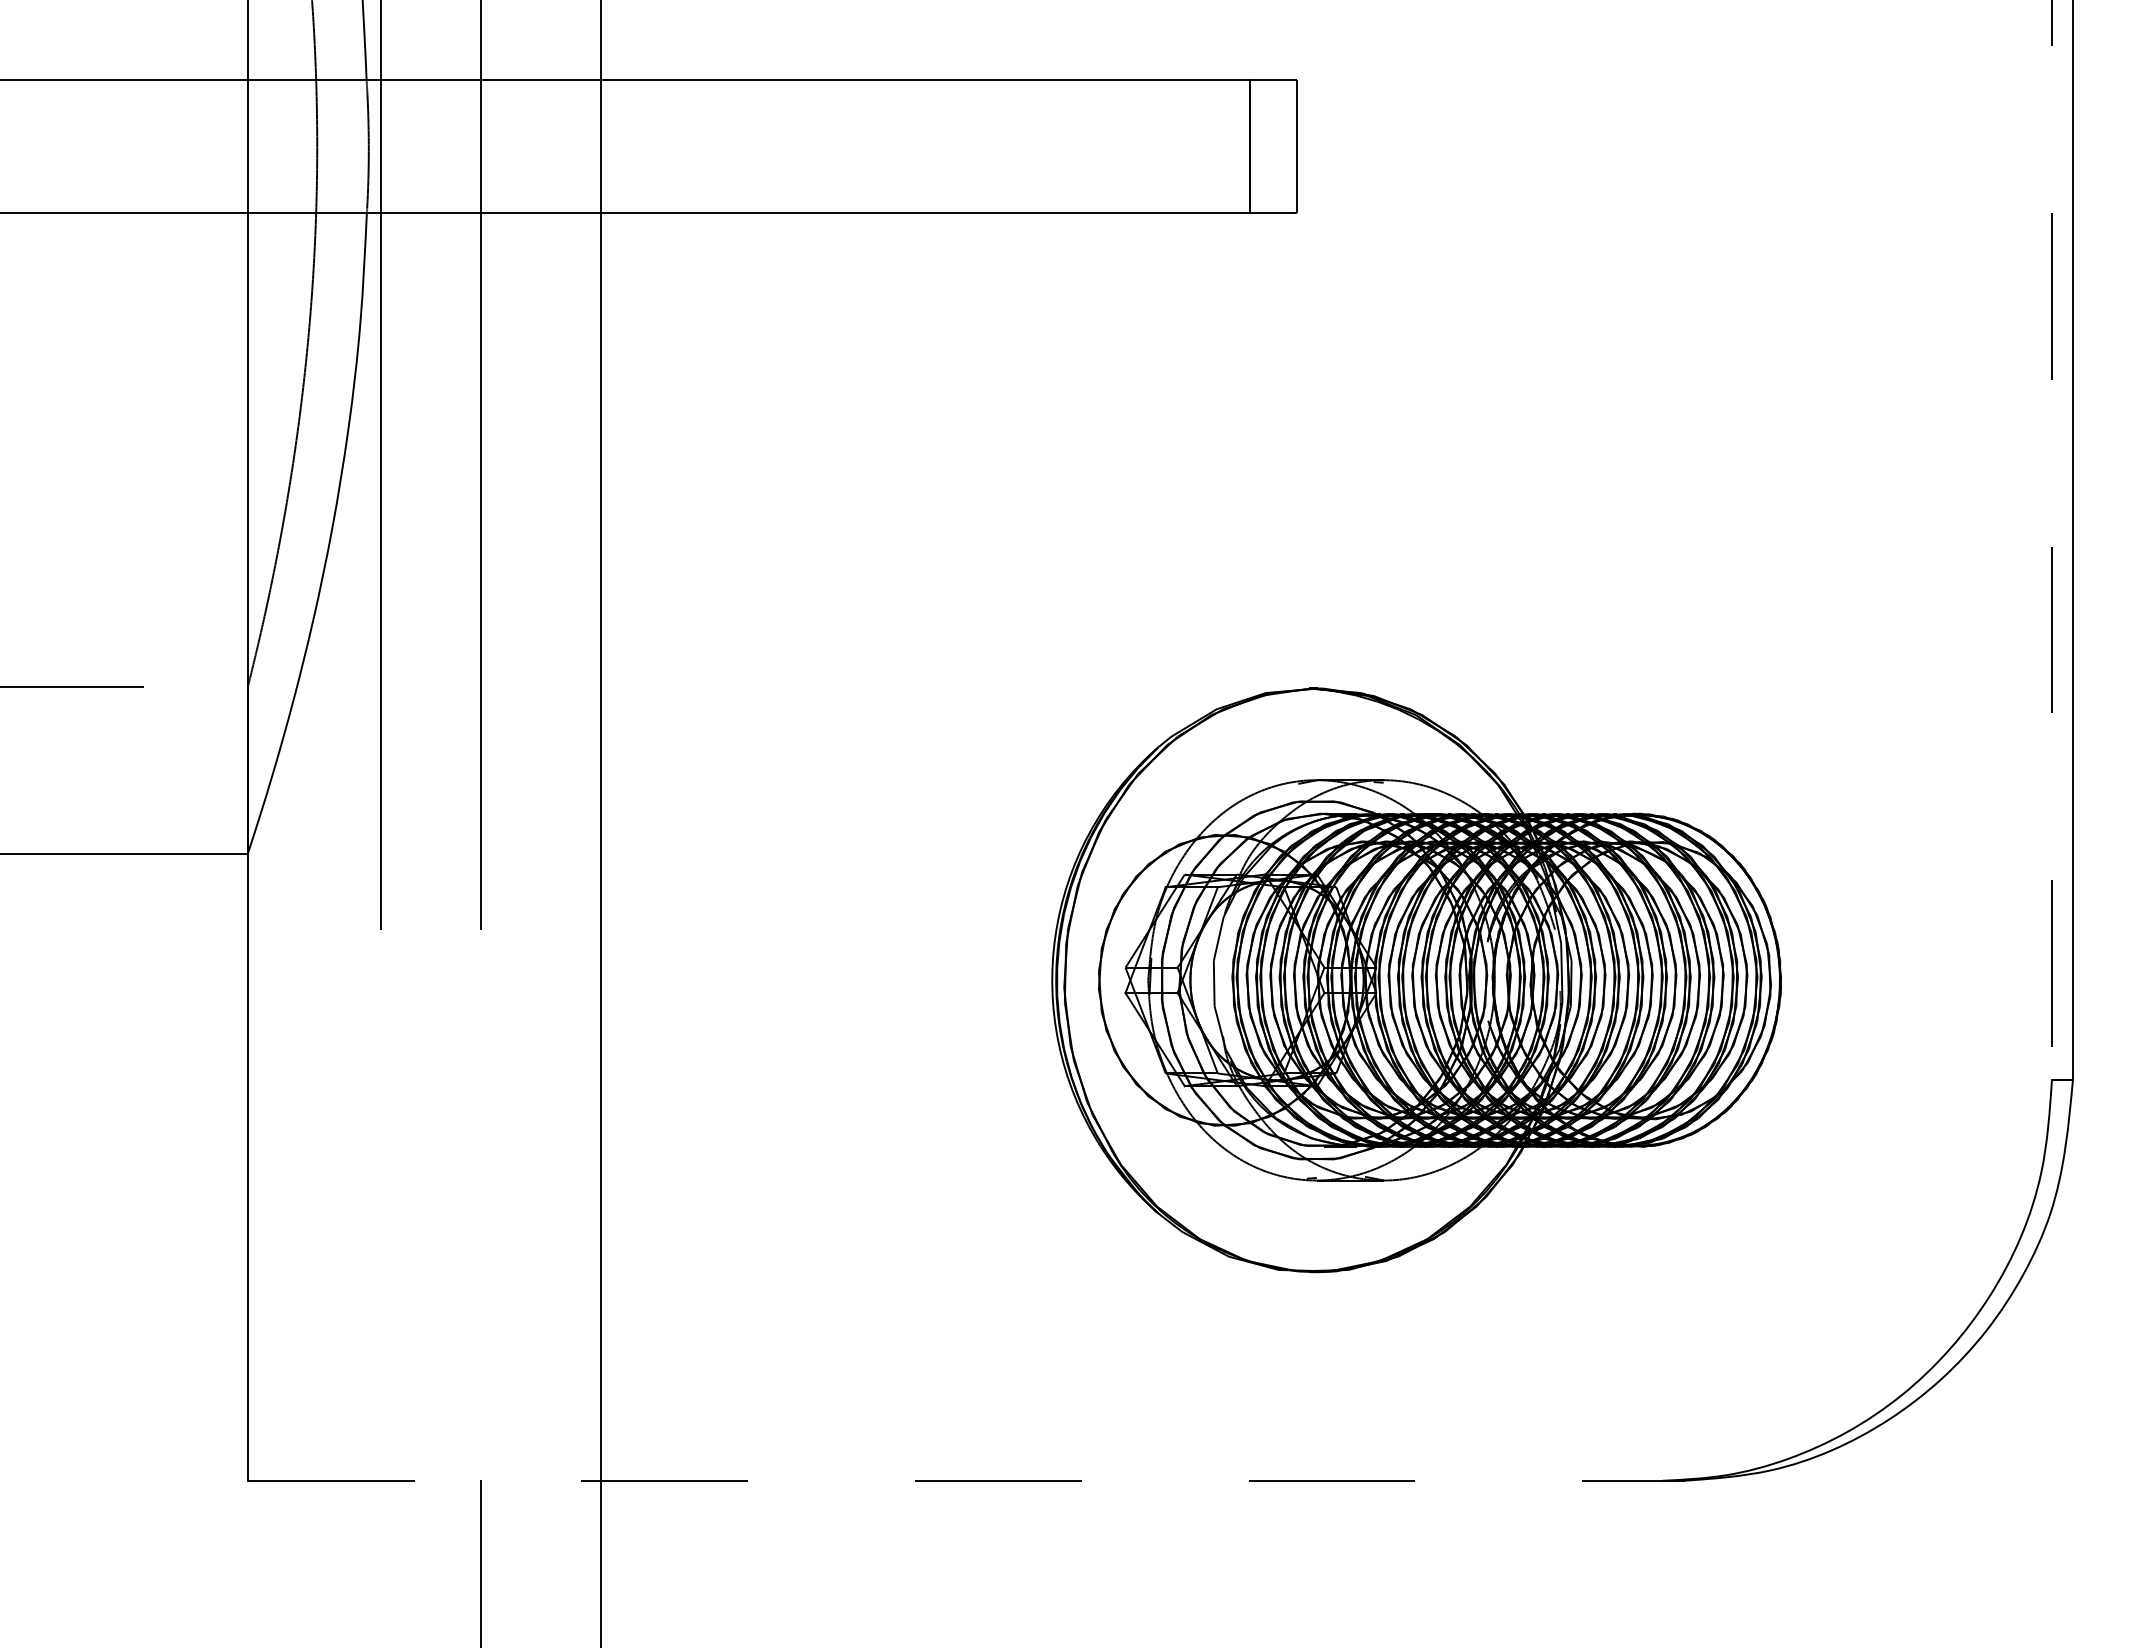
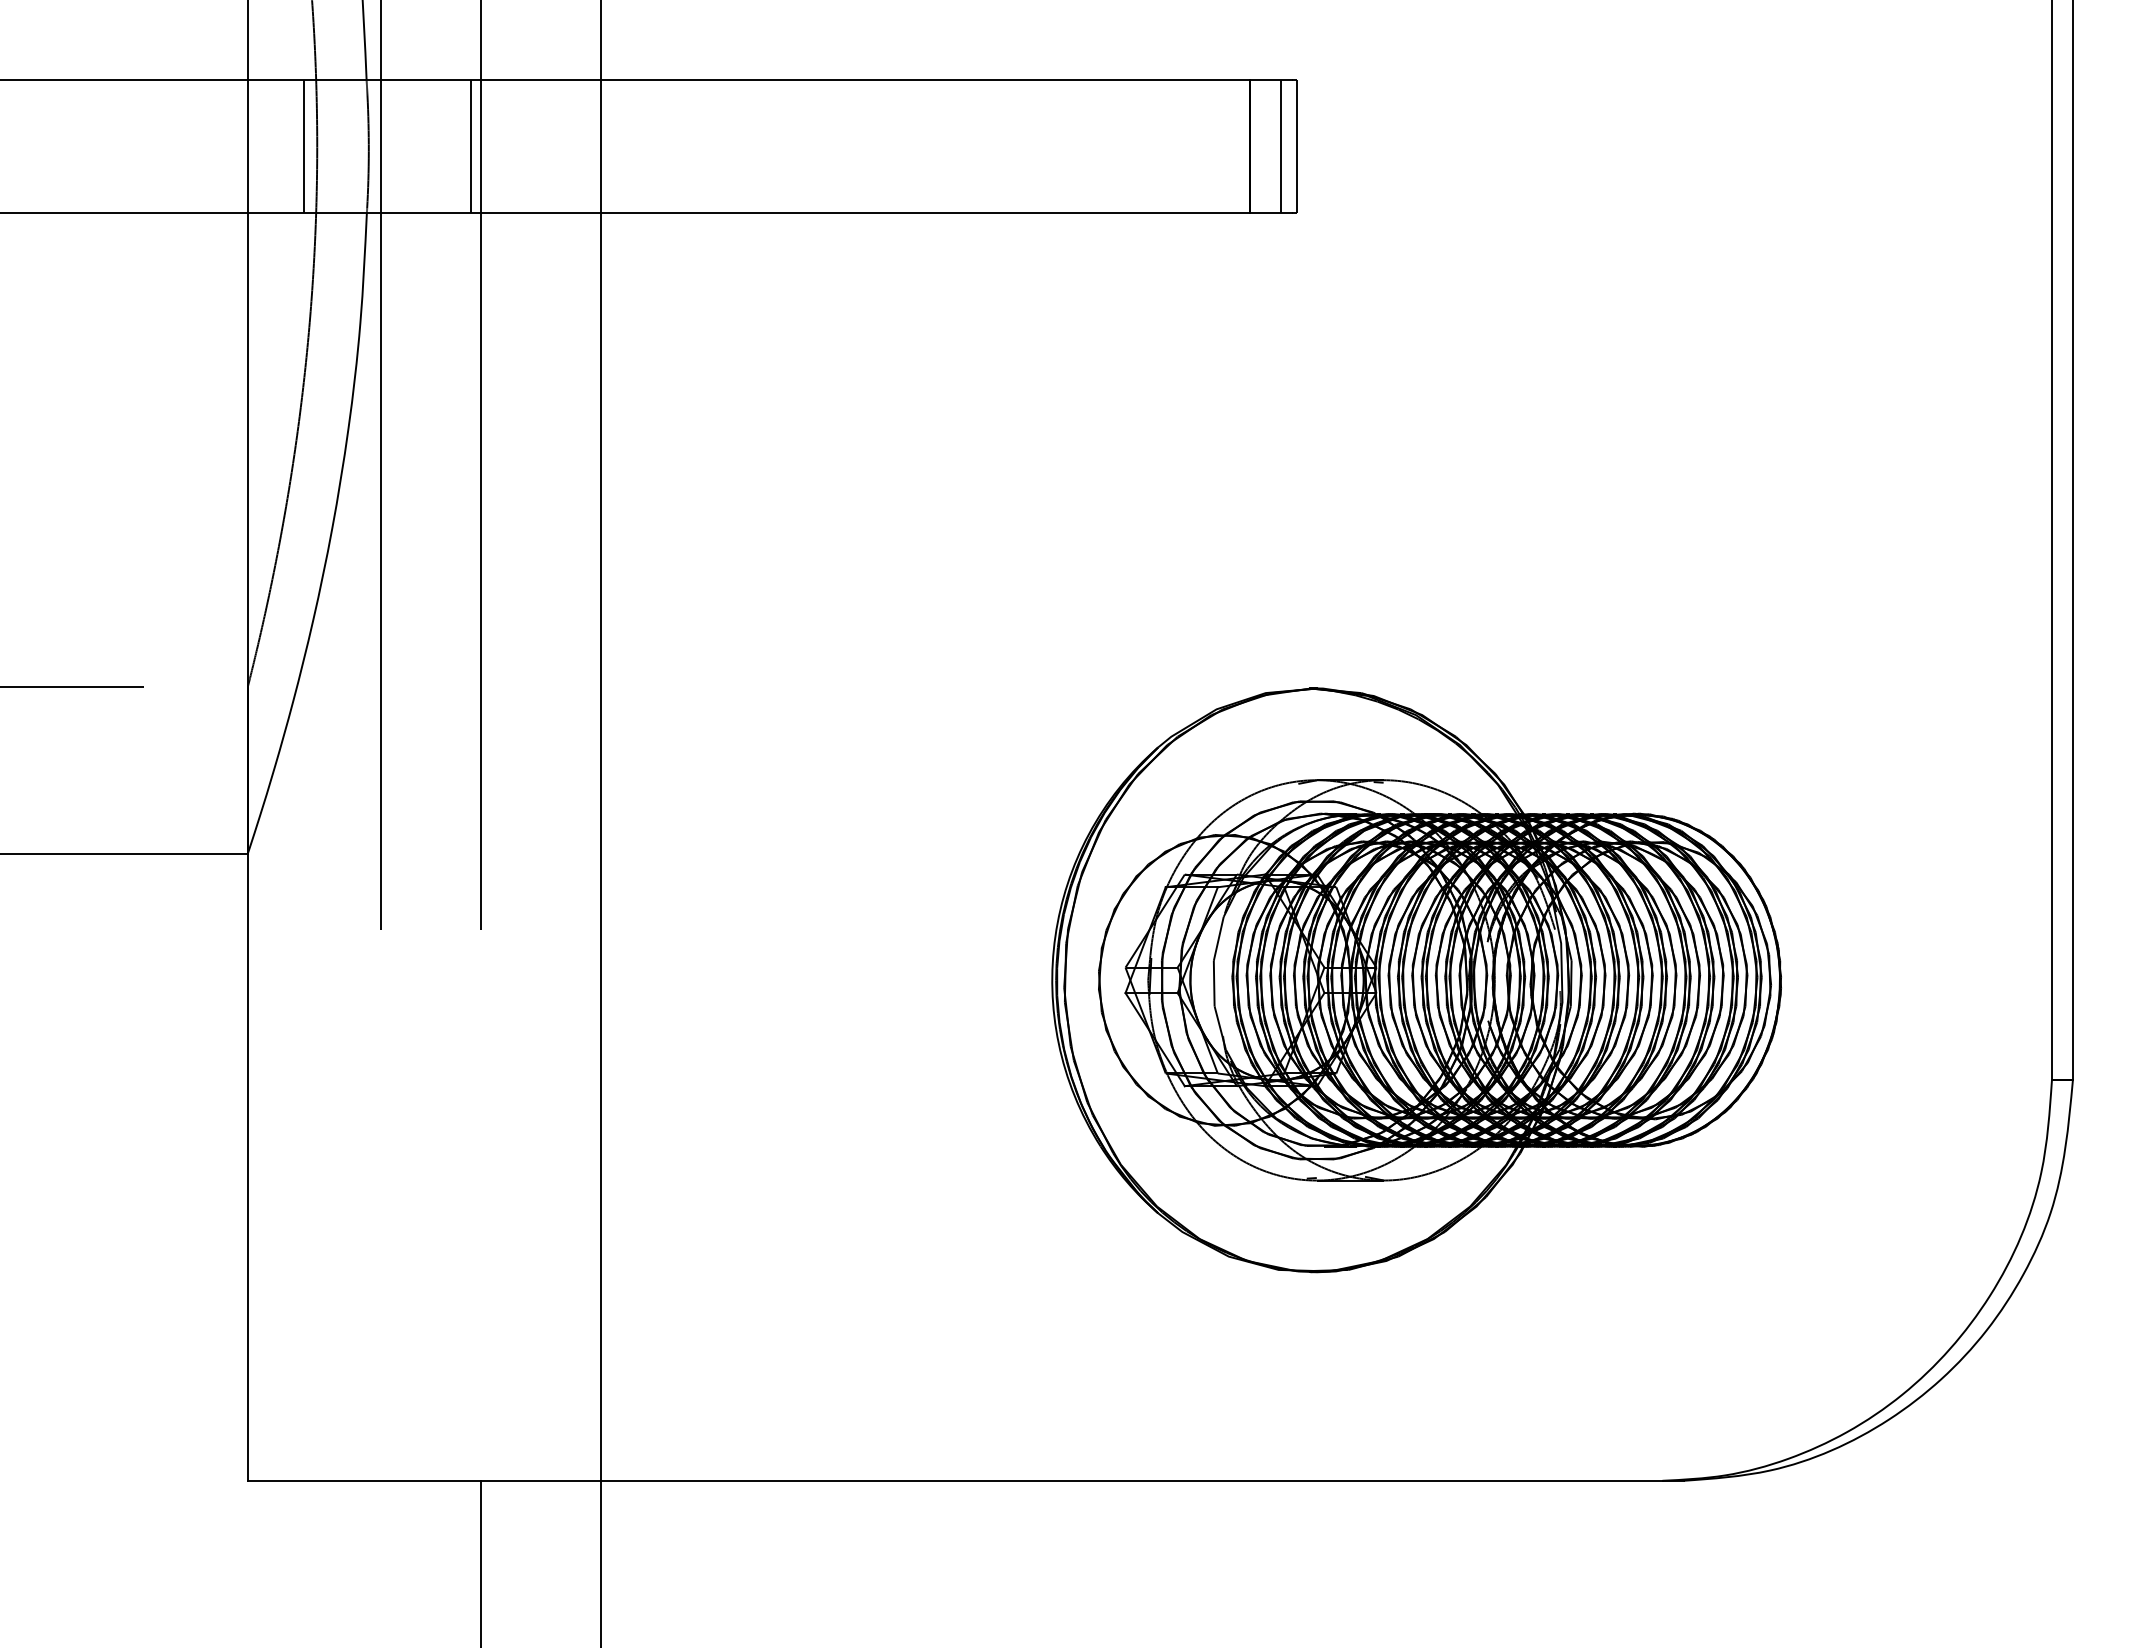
line: none -> present (304, 146)
line: none -> present (471, 146)
line: none -> present (1281, 146)
line: dashed -> solid (2051, 540)
line: dashed -> solid (955, 1480)
